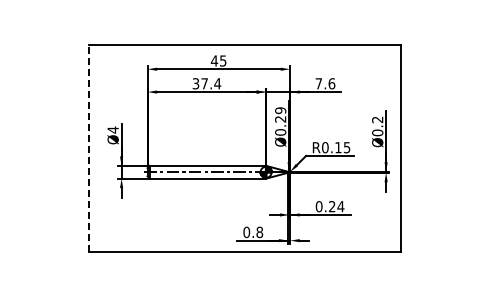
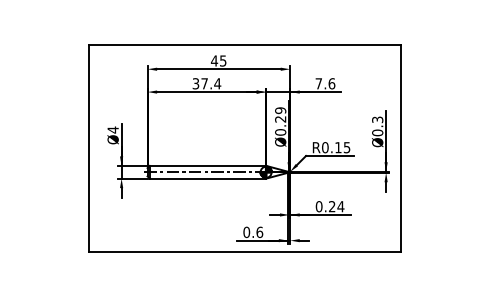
text: Ø0.2 -> Ø0.3 (377, 119)
line: dashed -> solid (88, 148)
text: 0.8 -> 0.6 (259, 231)
